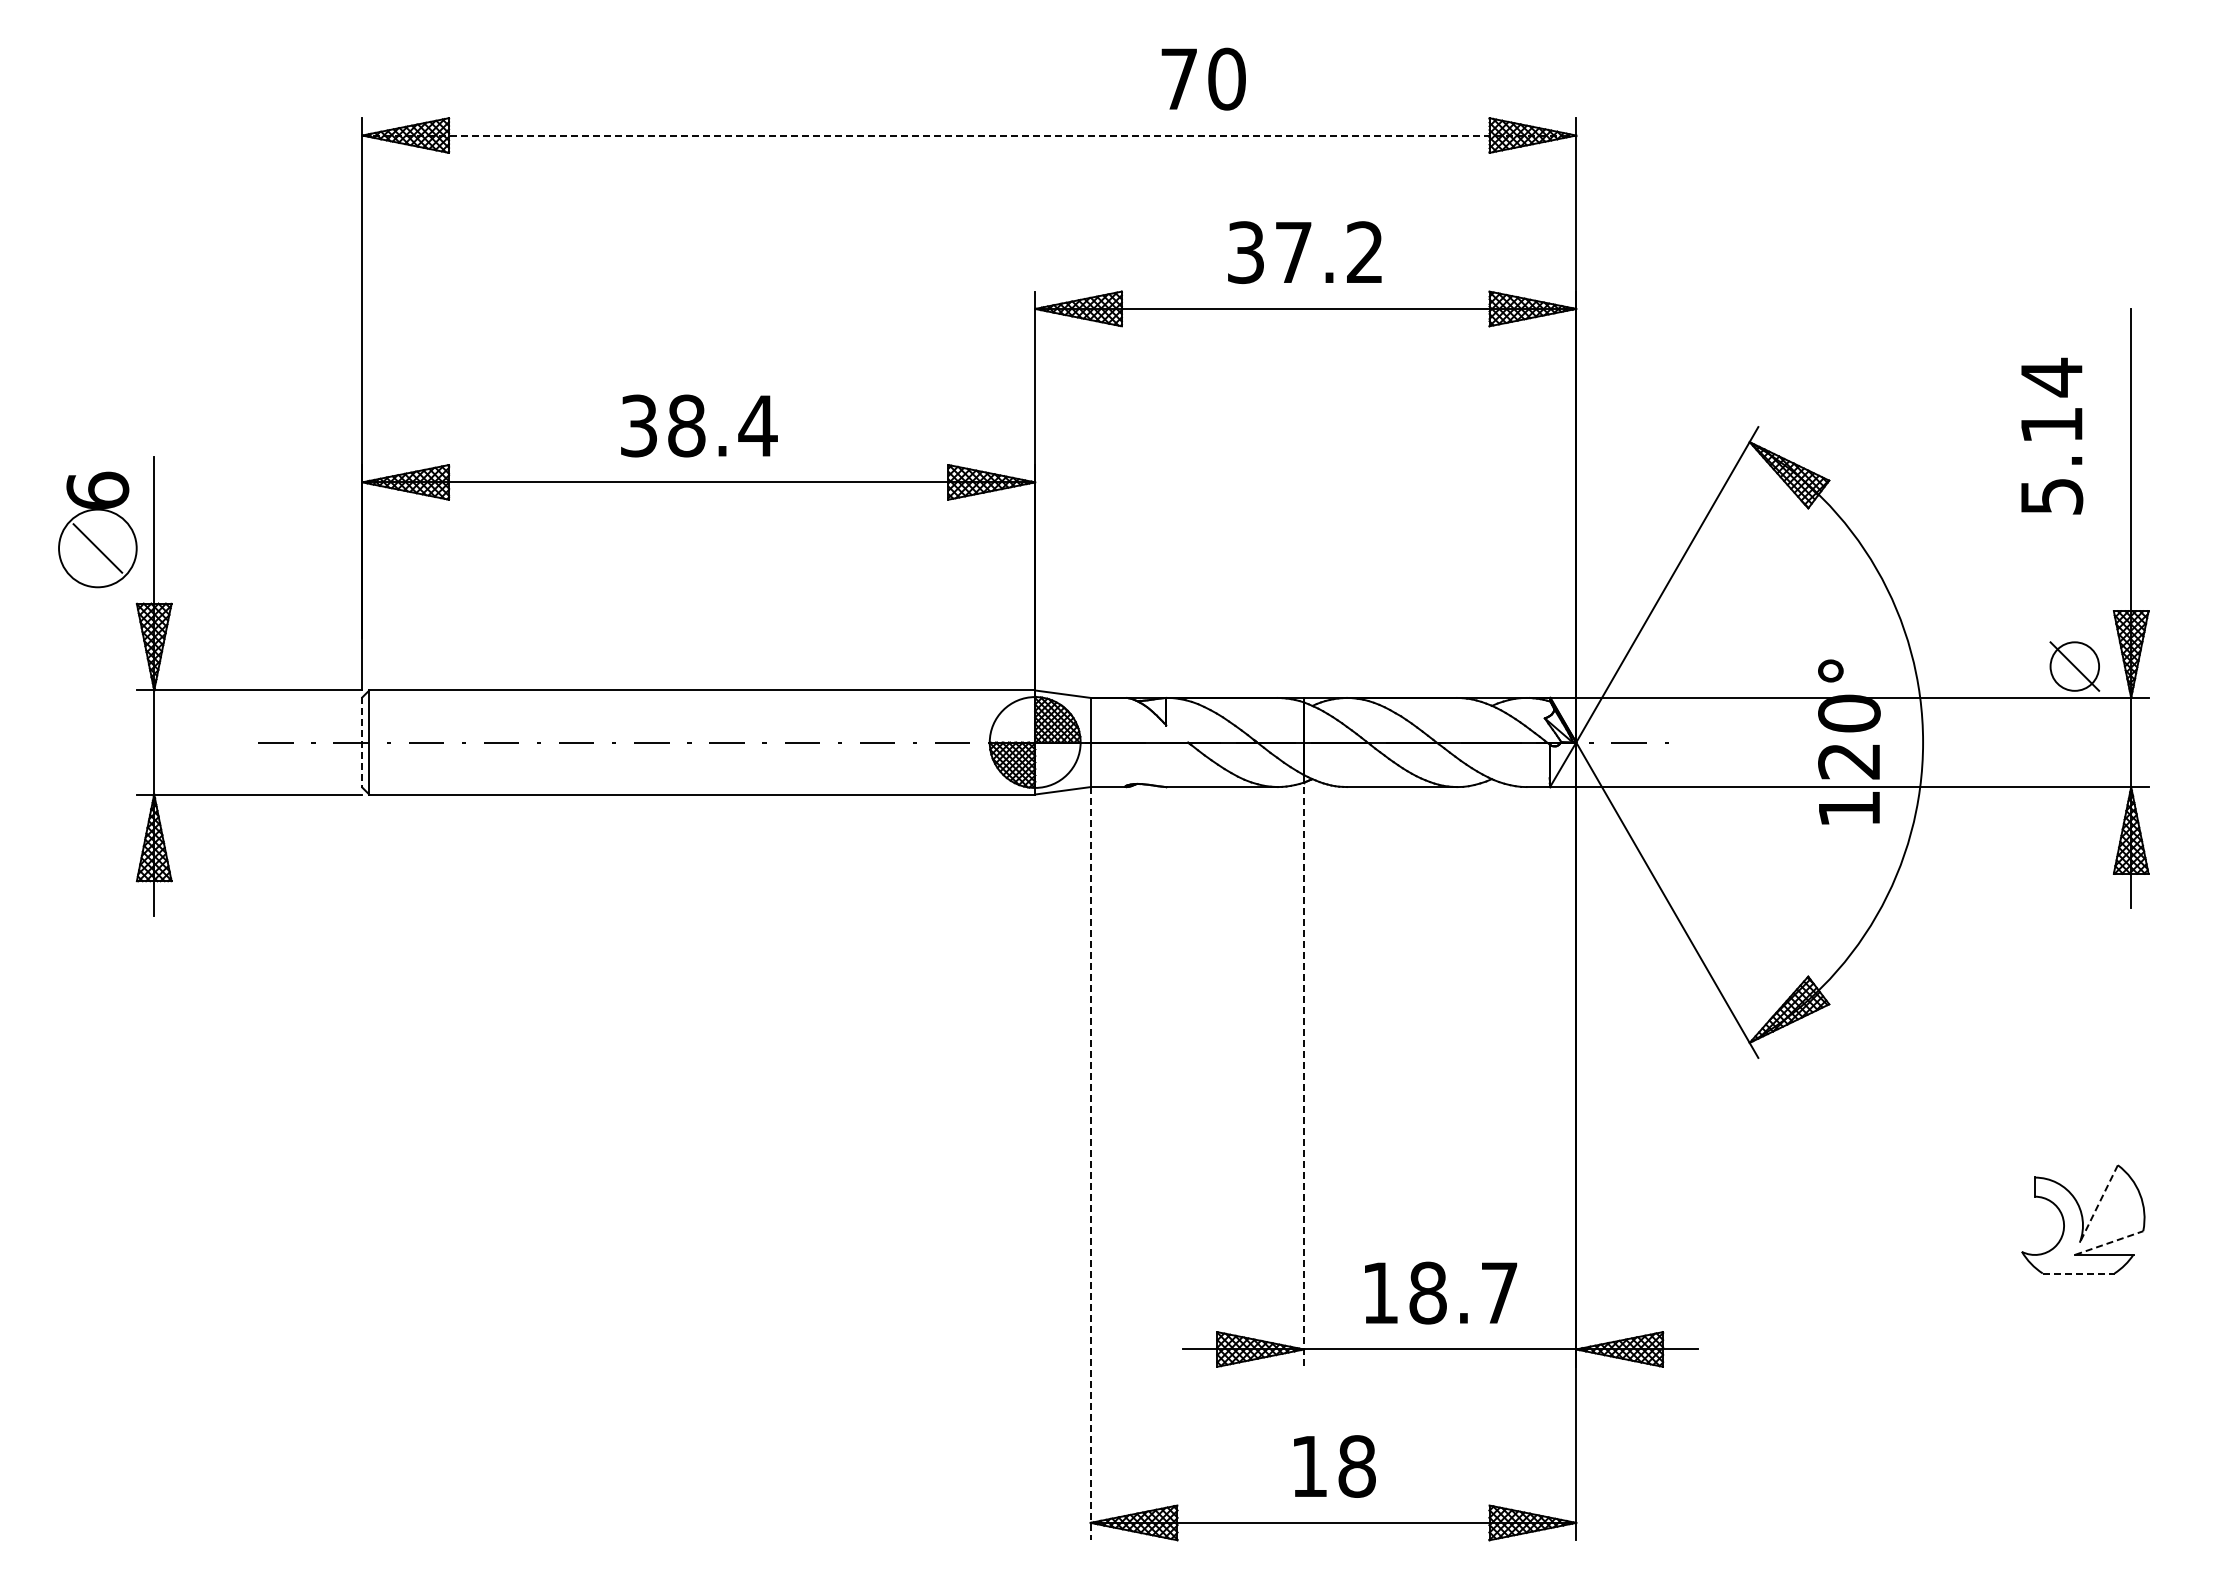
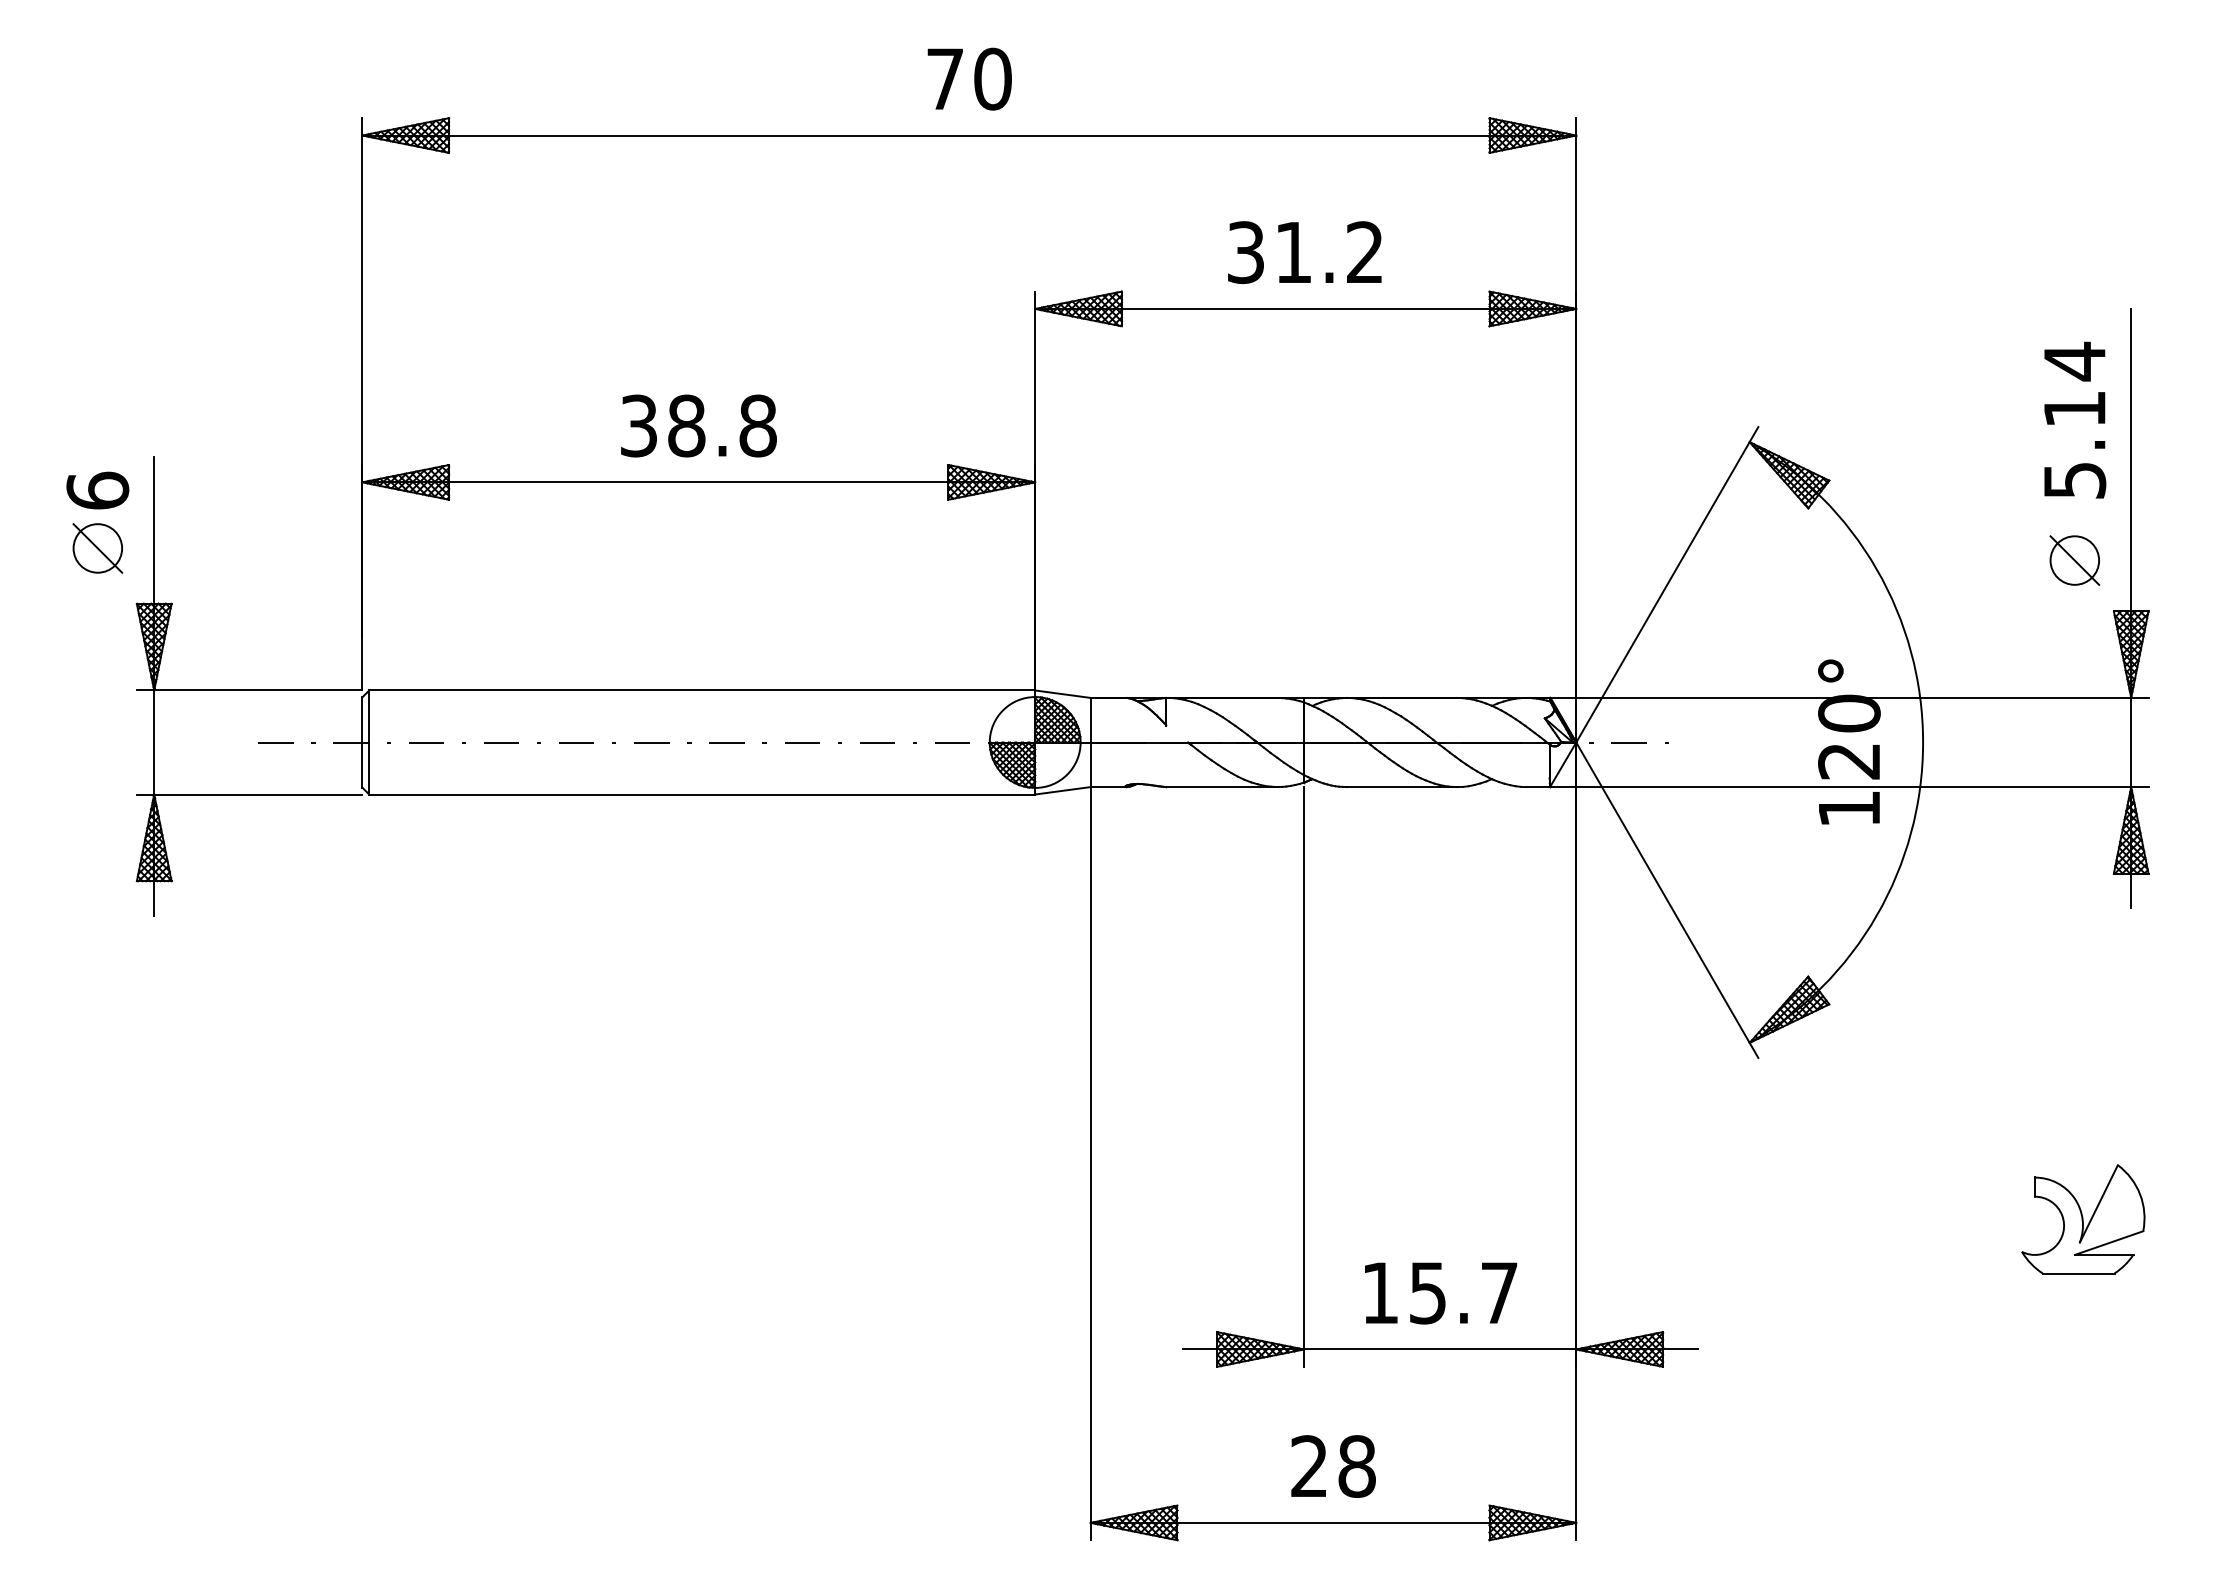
text position: (1203, 78) -> (969, 78) (969, 78)
line: dashed -> solid (969, 135)
text: 37.2 -> 31.2 (1293, 252)
text: 38.4 -> 38.8 (757, 425)
text position: (2052, 435) -> (2075, 419) (2075, 419)
circle diameter: 78 px -> 49 px (97, 548)
part position: (2074, 666) -> (2074, 560) (2074, 560)
line: dashed -> solid (362, 743)
line: dashed -> solid (1304, 1076)
line: dashed -> solid (1090, 1163)
line: dashed -> solid (2098, 1204)
line: dashed -> solid (2109, 1242)
line: dashed -> solid (2078, 1273)
text: 18.7 -> 15.7 (1427, 1292)
text: 18 -> 28 (1308, 1465)
